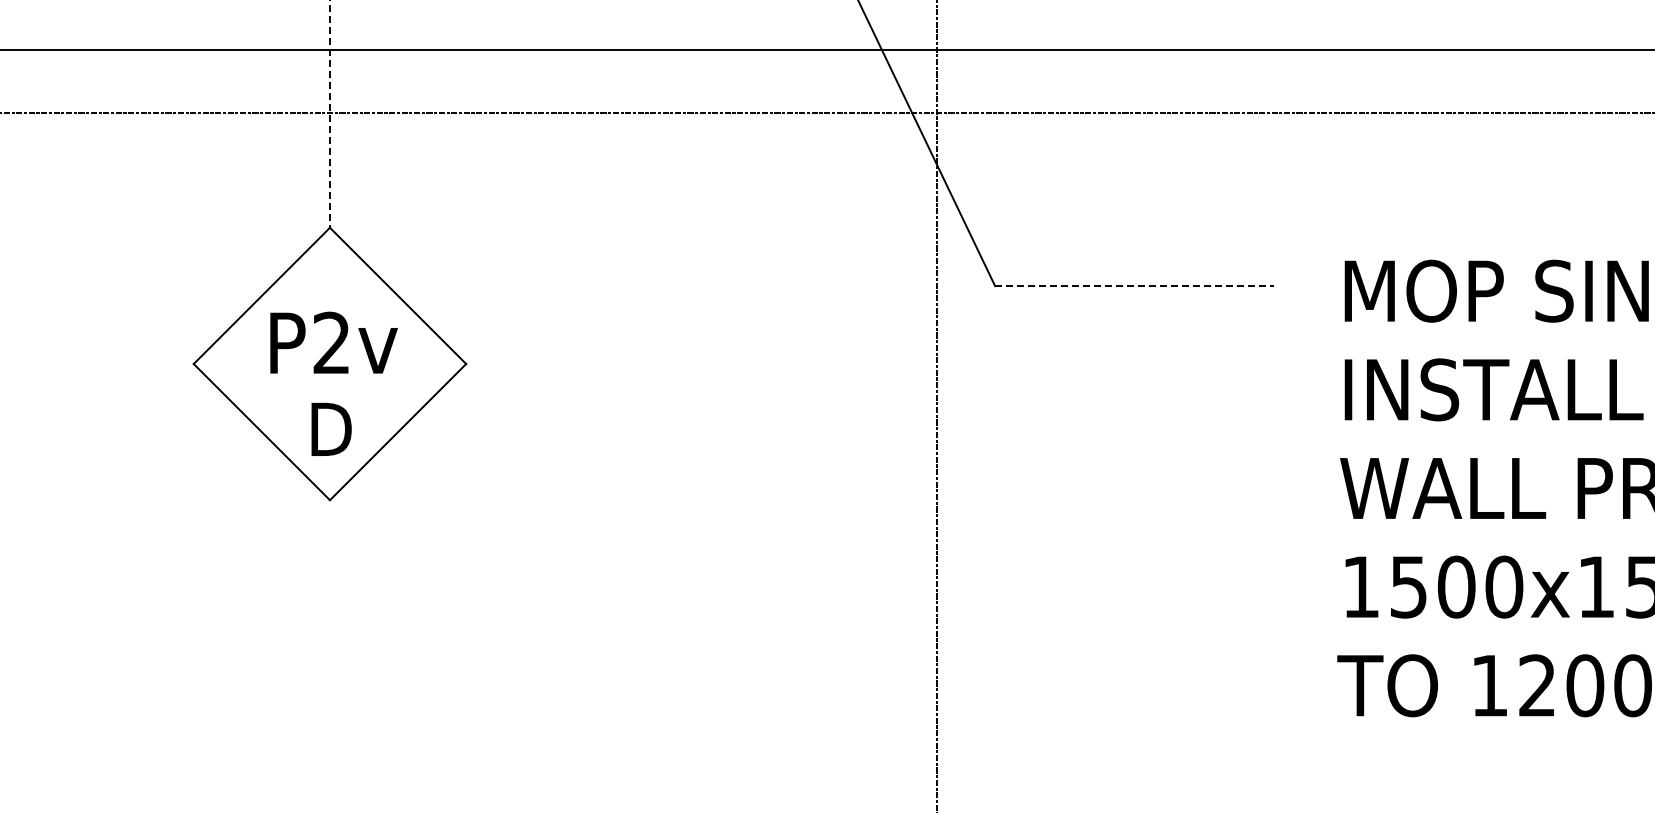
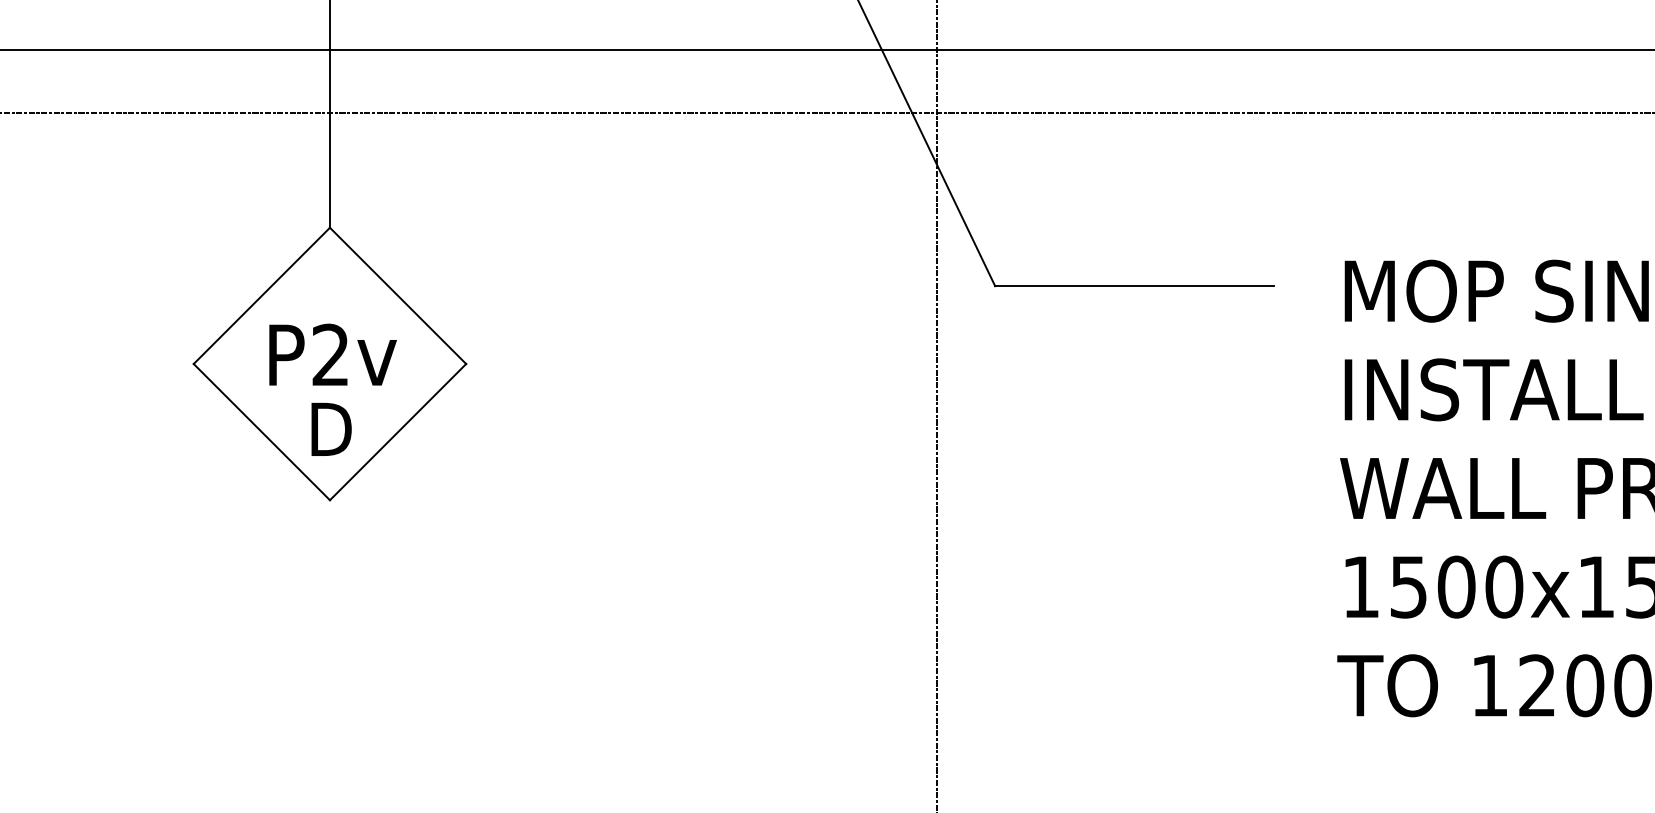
line: dashed -> solid (329, 114)
line: dashed -> solid (1134, 286)
text position: (333, 342) -> (332, 354) (332, 354)
